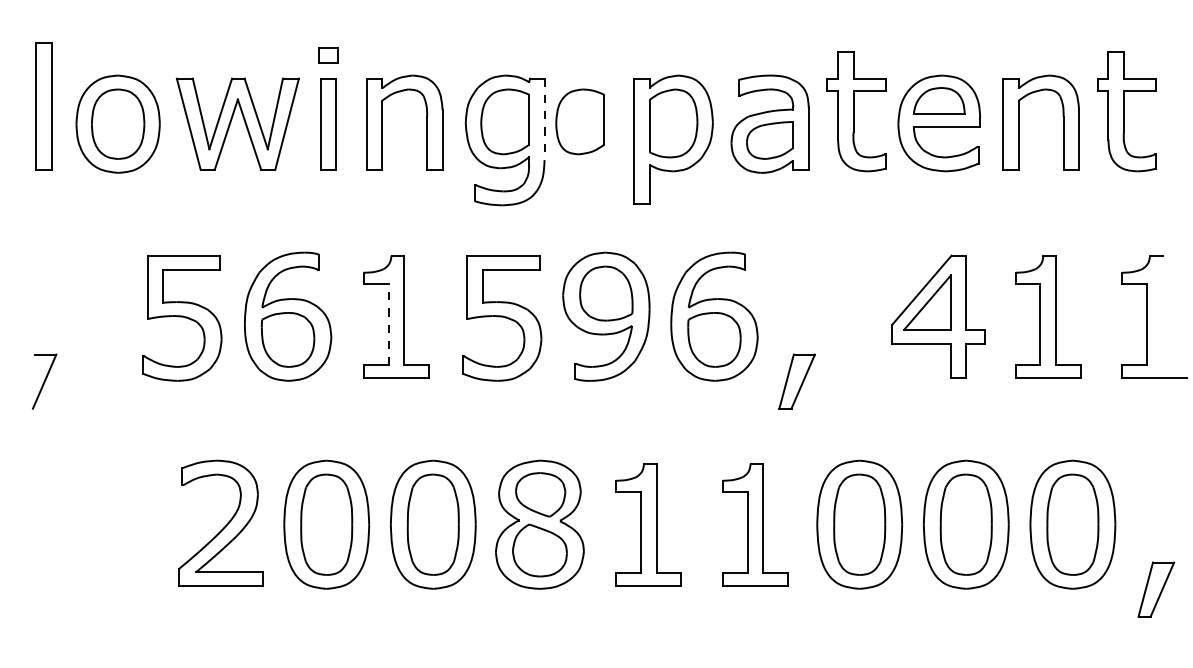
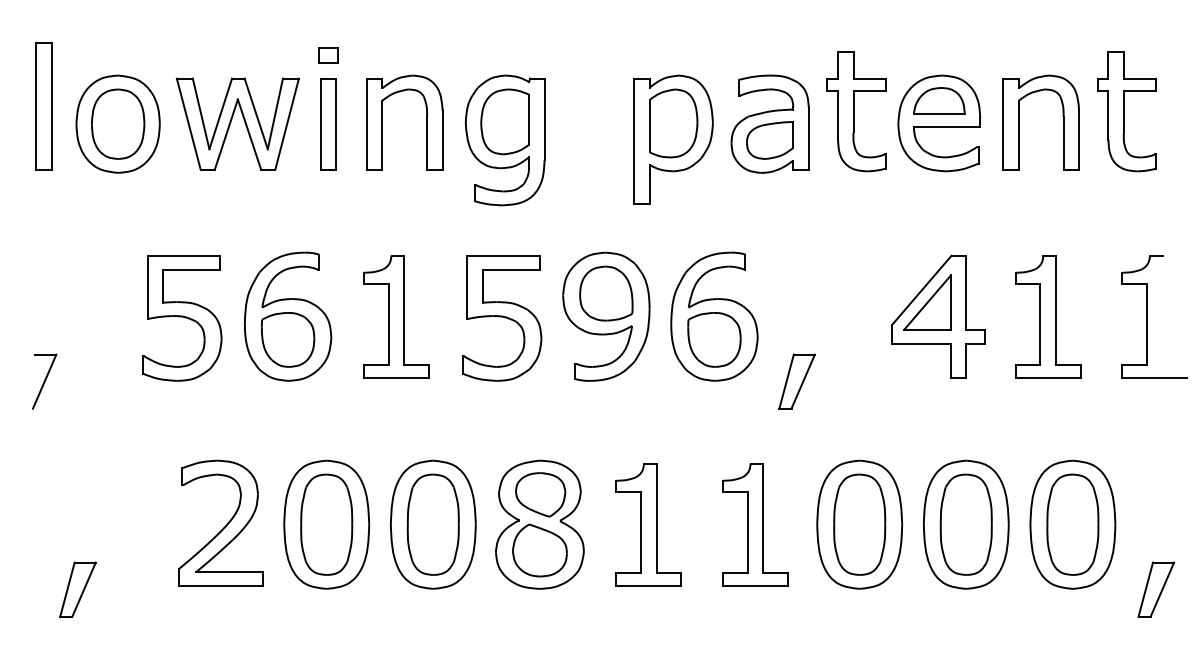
line: dashed -> solid (544, 119)
part: present -> none (579, 121)
line: dashed -> solid (388, 324)
part: none -> present (77, 589)
